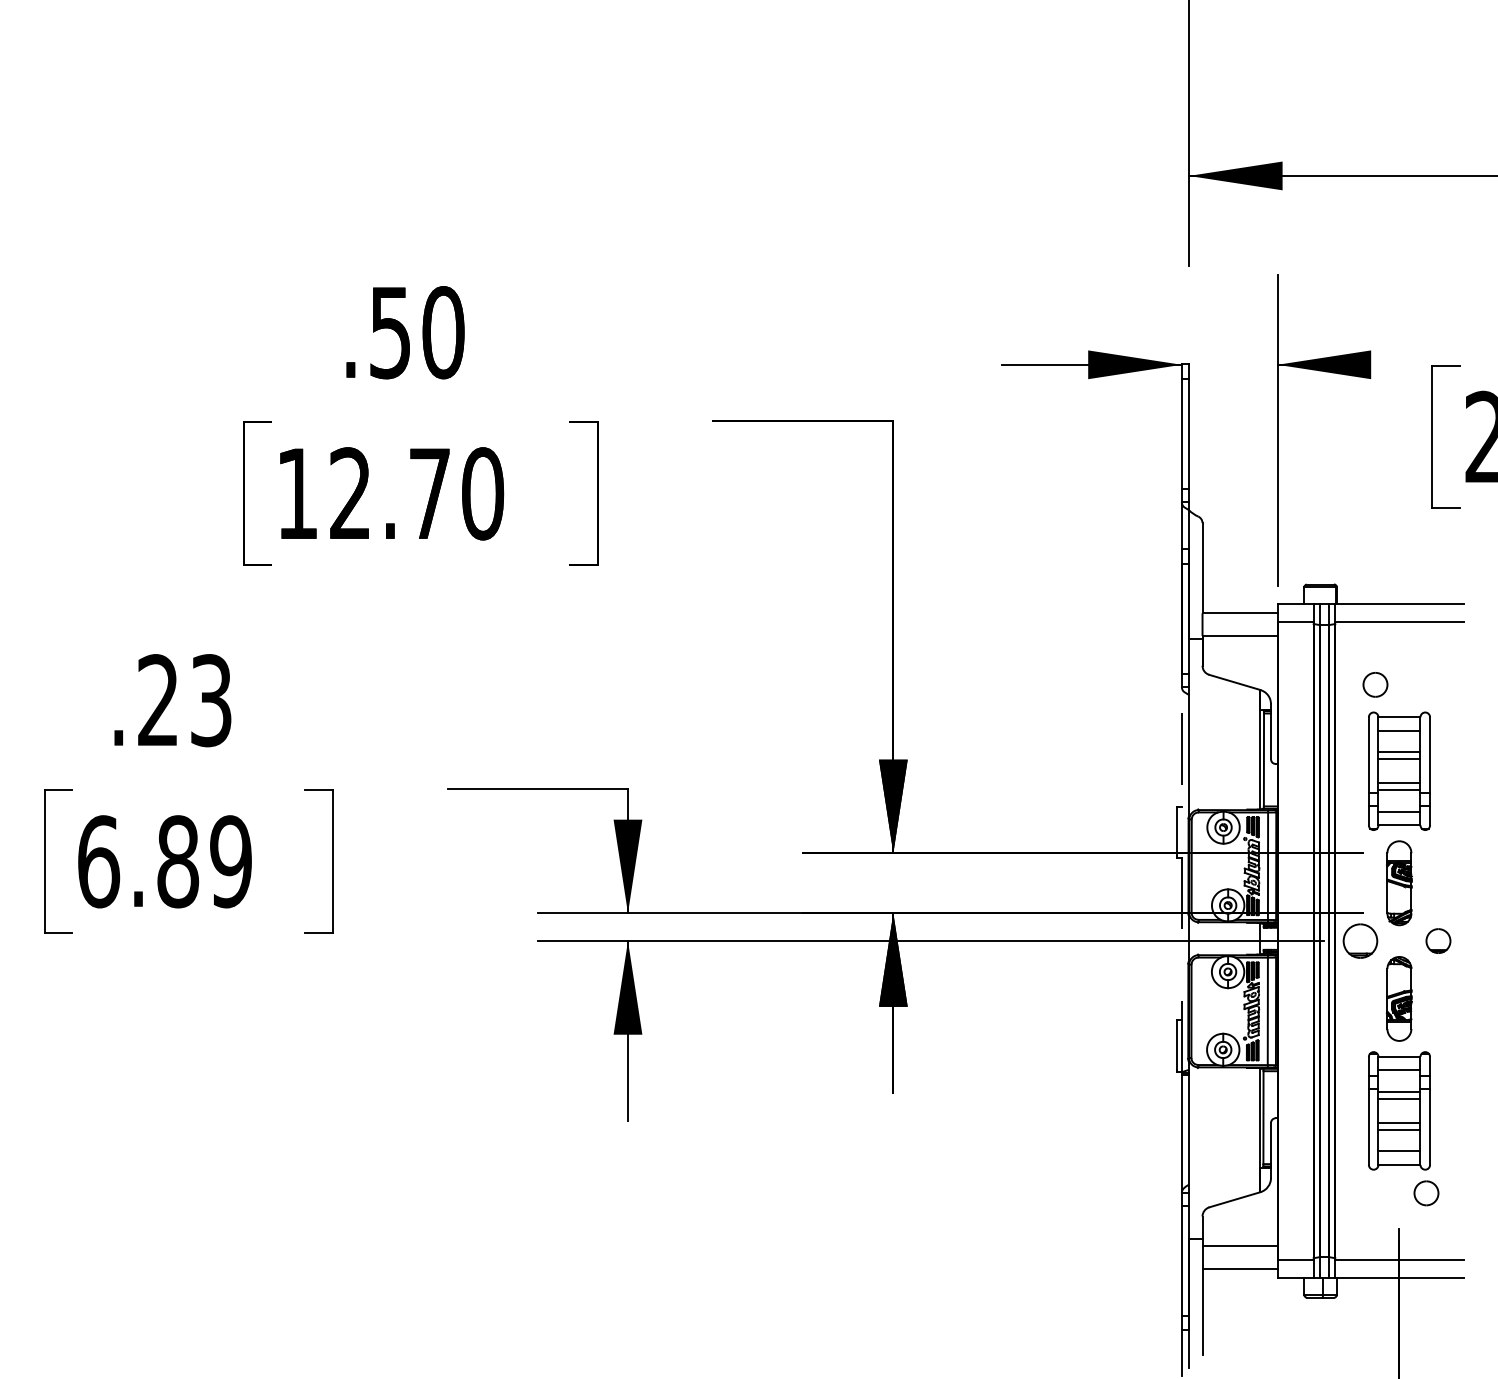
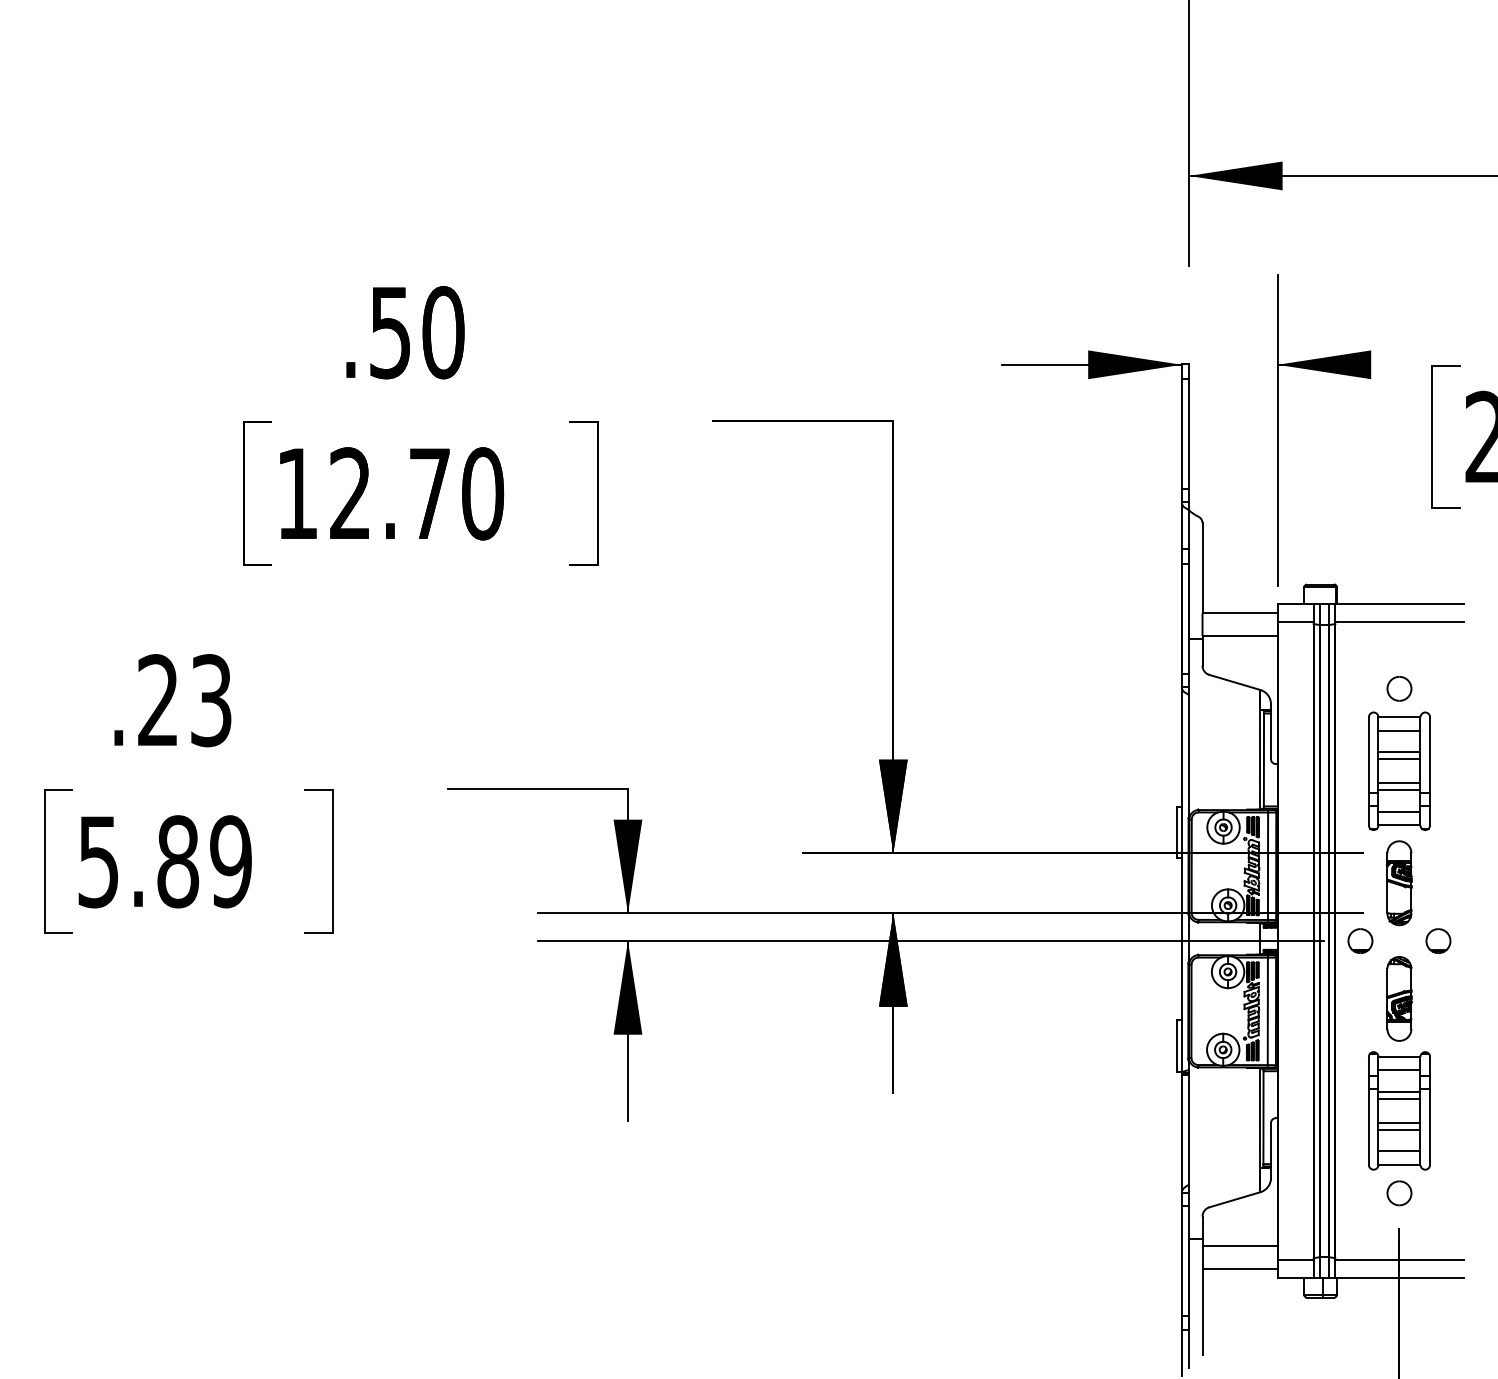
part position: (1375, 684) -> (1399, 688) (1399, 688)
text: 6.89 -> 5.89 (99, 861)
line: dashed -> solid (1181, 879)
part size: 37x36 px -> 27x26 px (1360, 940)
part position: (1426, 1193) -> (1399, 1193) (1399, 1193)
